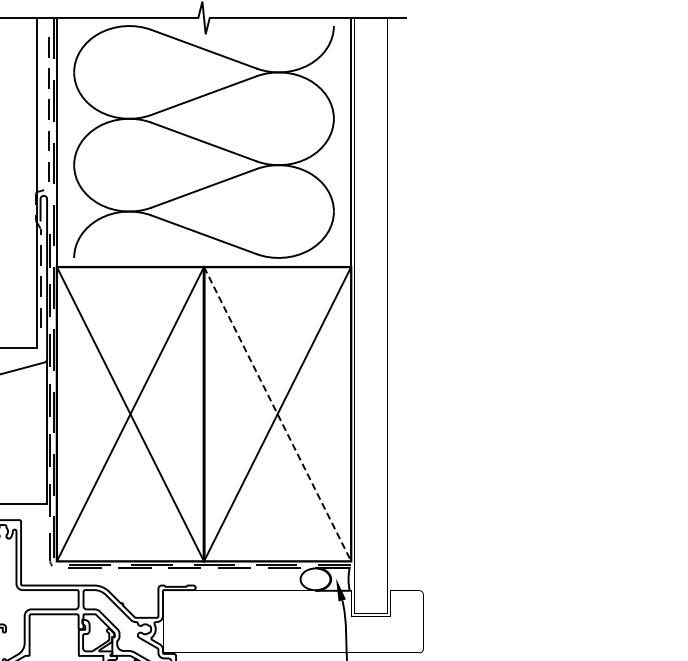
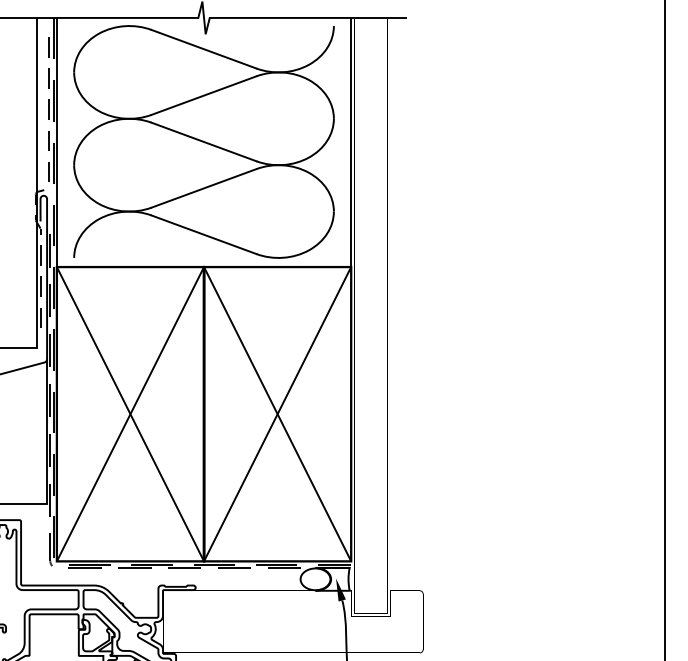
line: none -> present (664, 329)
line: dashed -> solid (277, 414)
